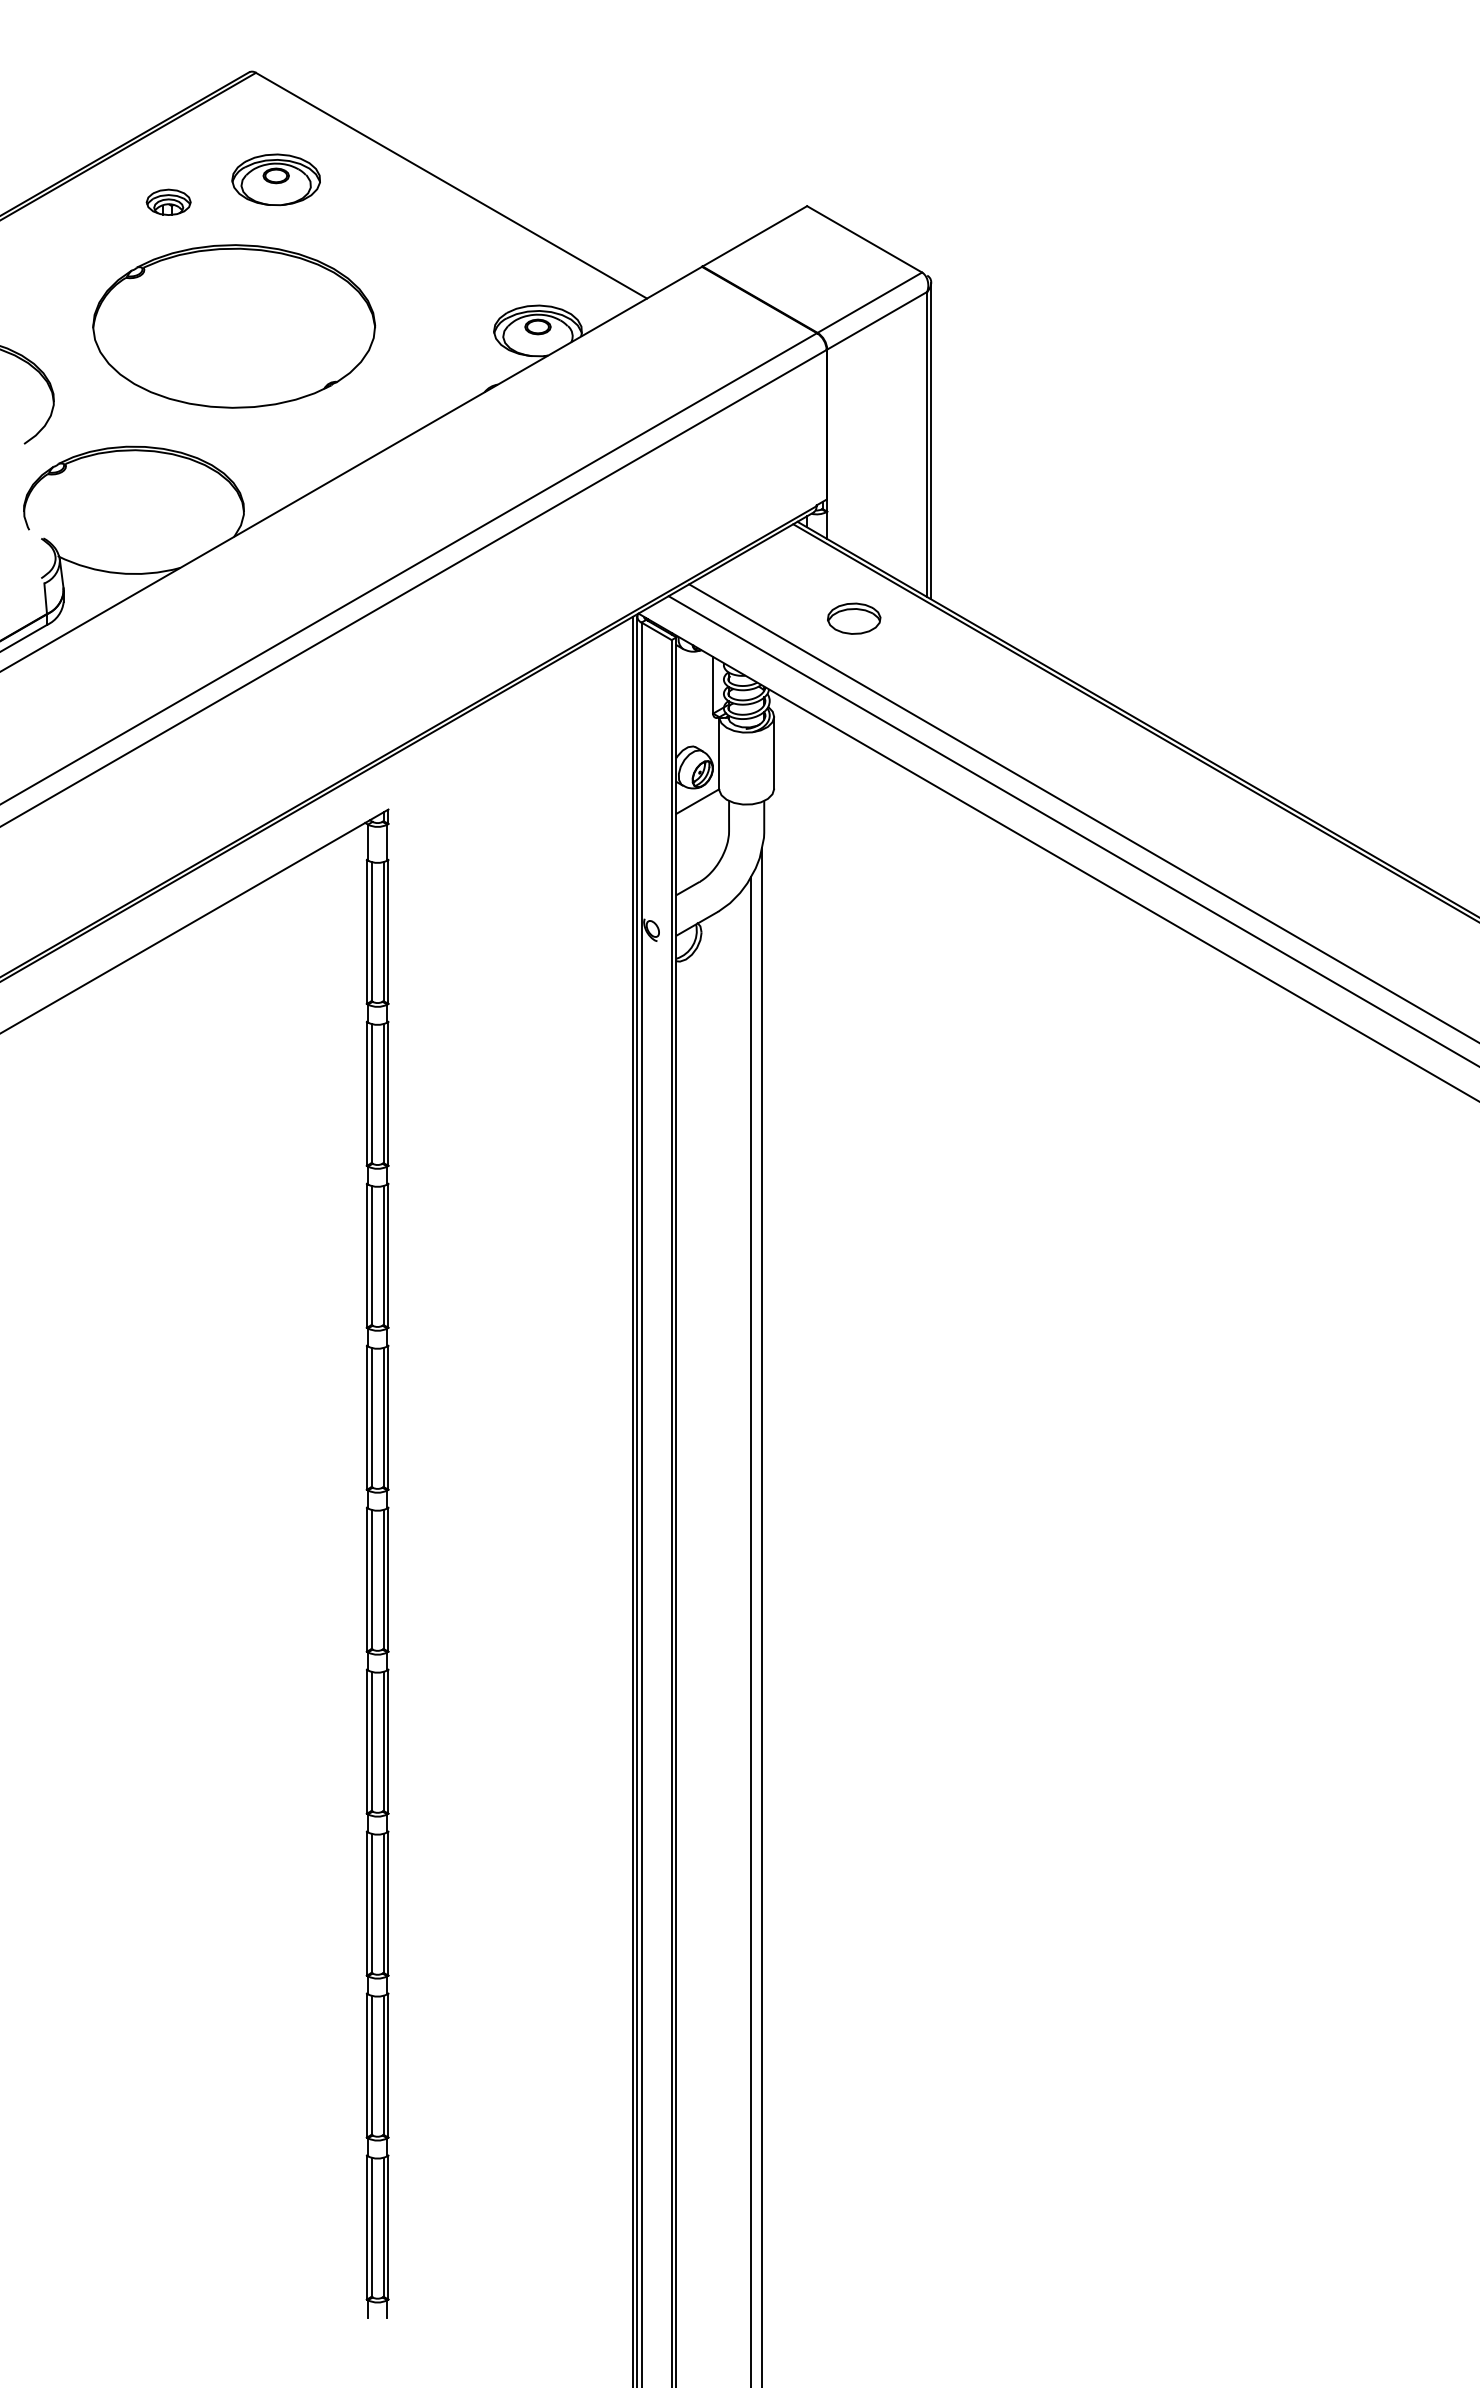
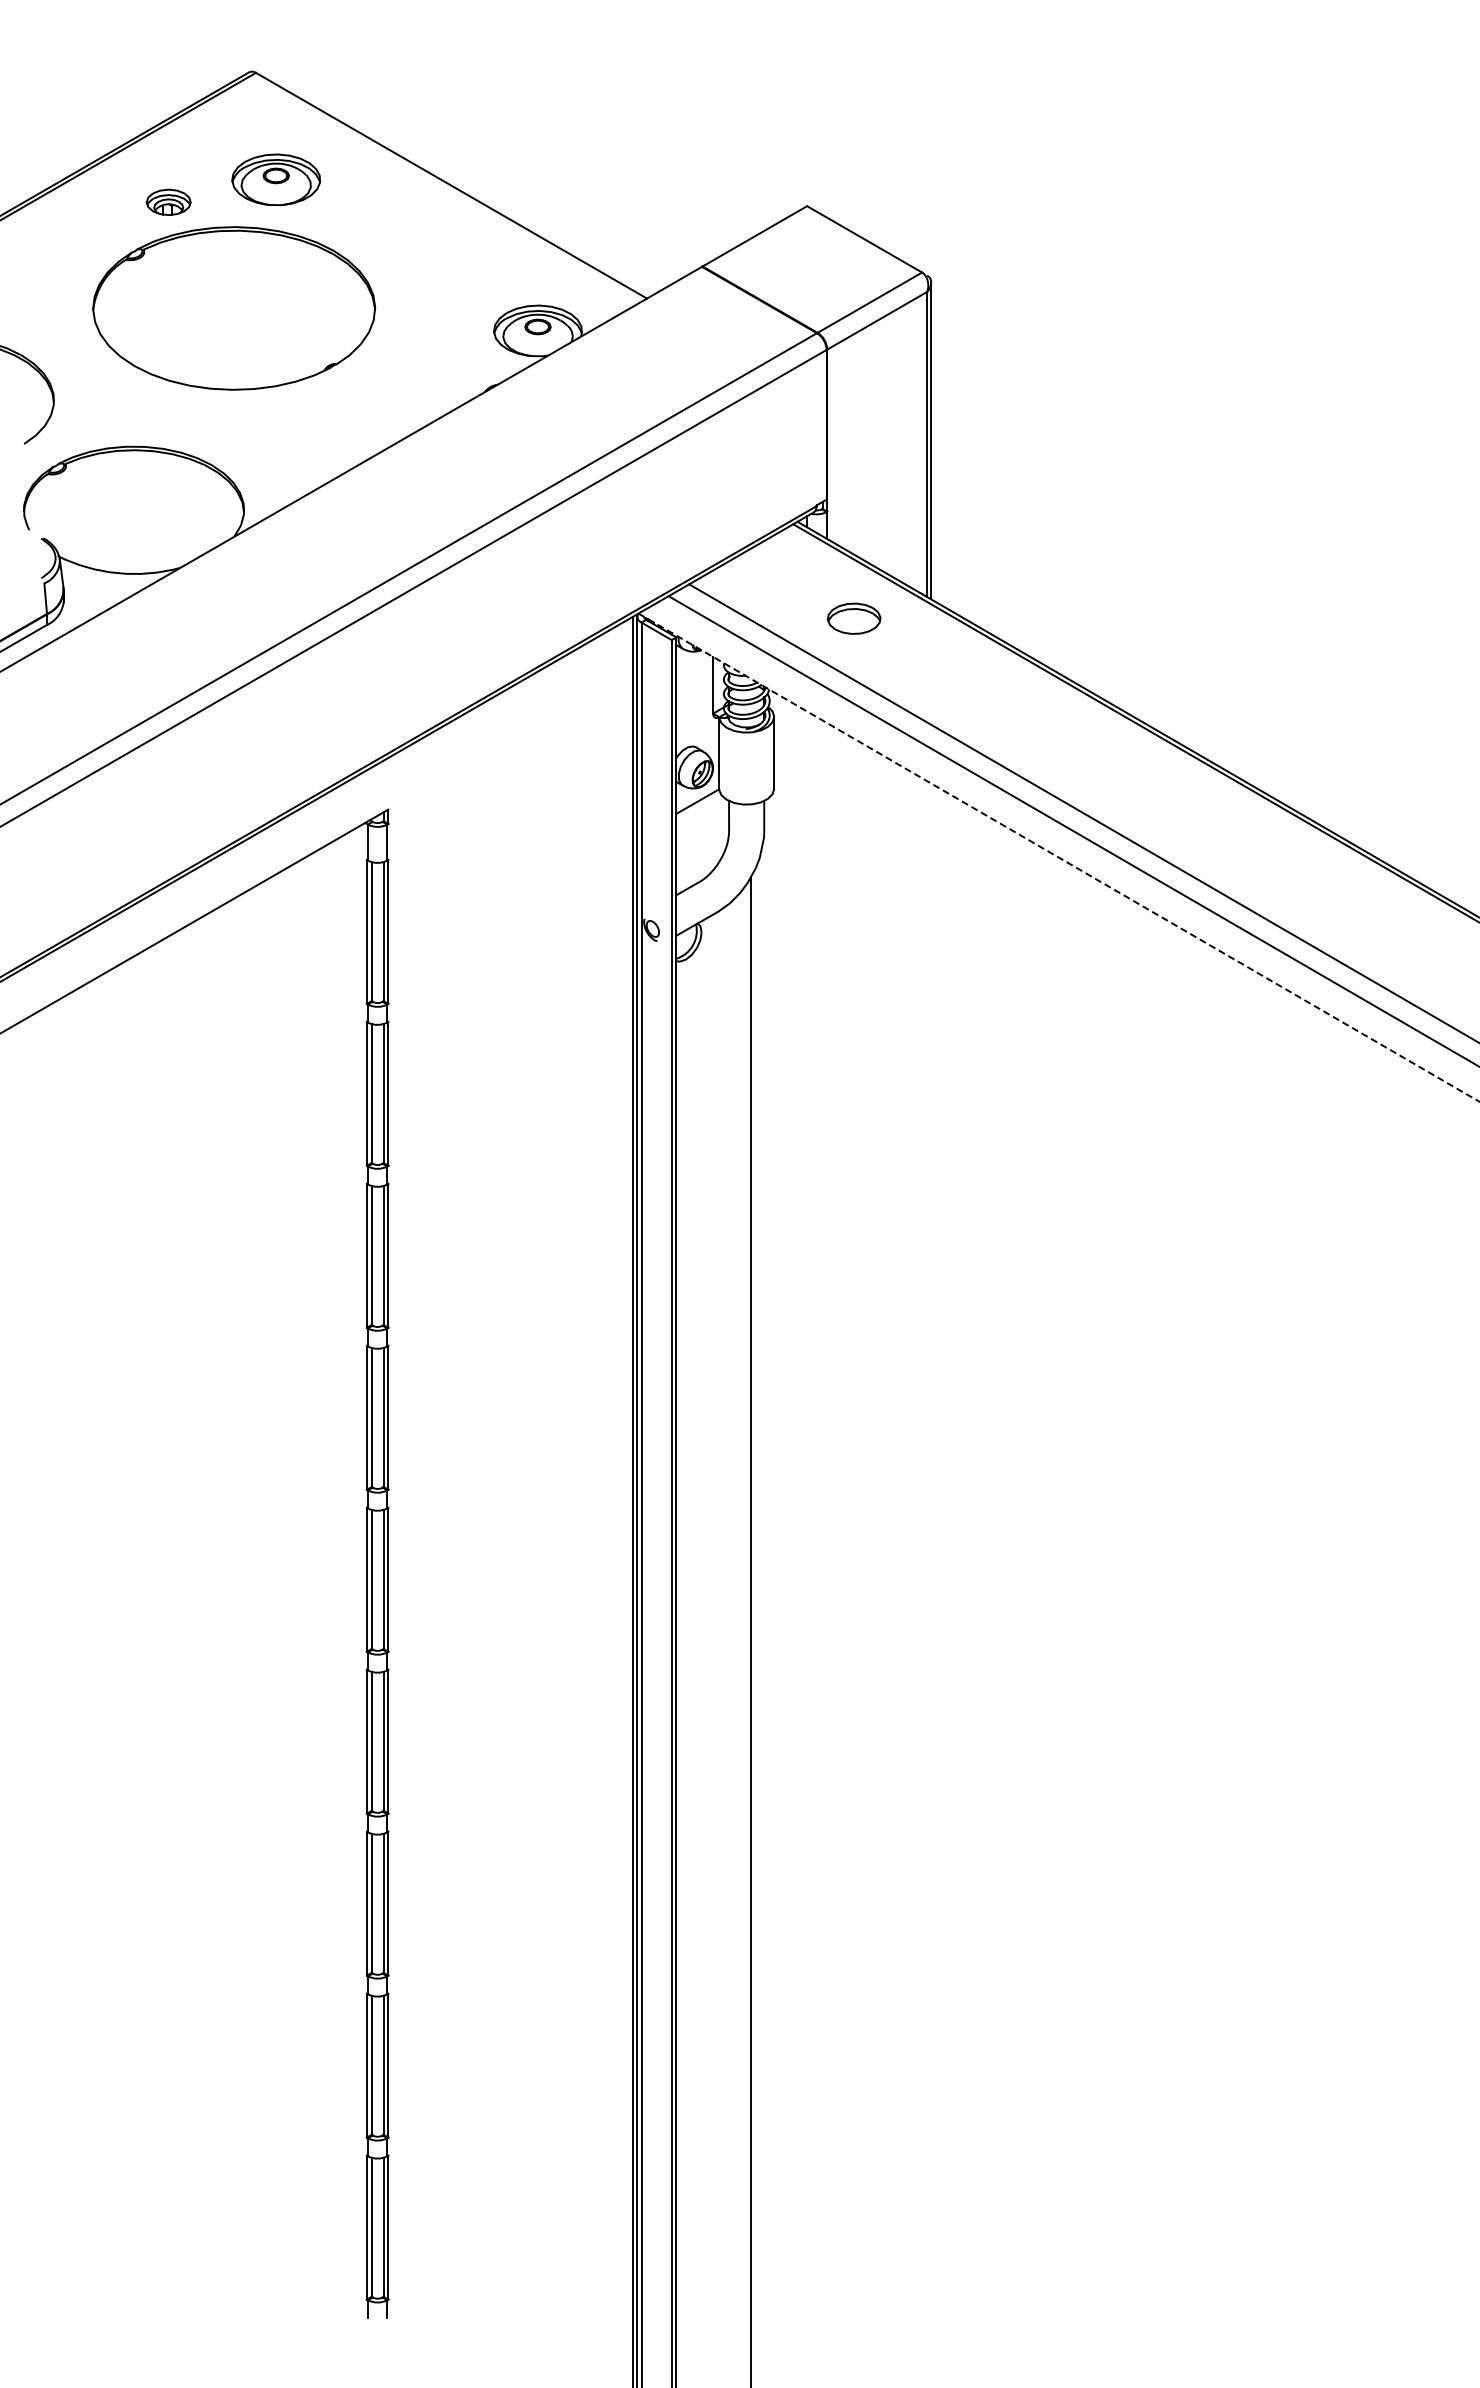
part position: (234, 326) -> (234, 308) (234, 308)
line: solid -> dashed (1059, 858)
line: present -> none (761, 1615)
